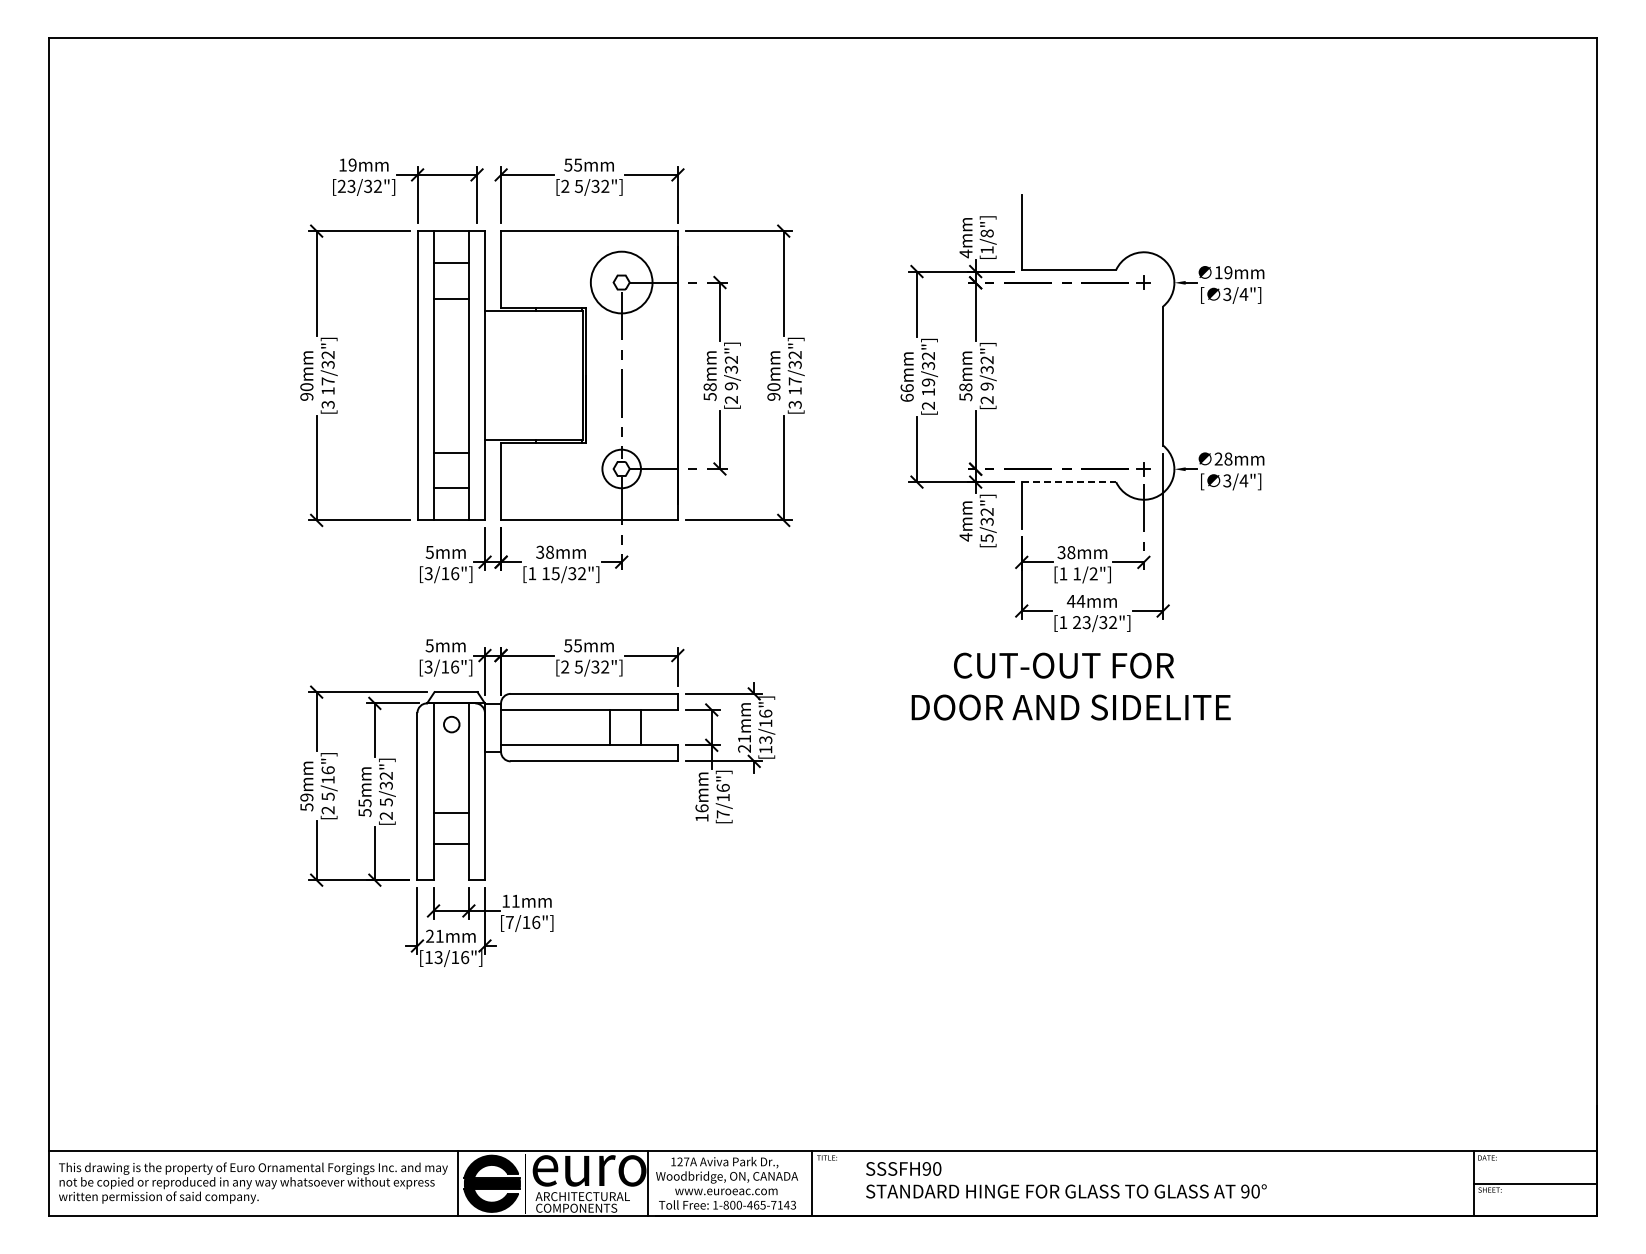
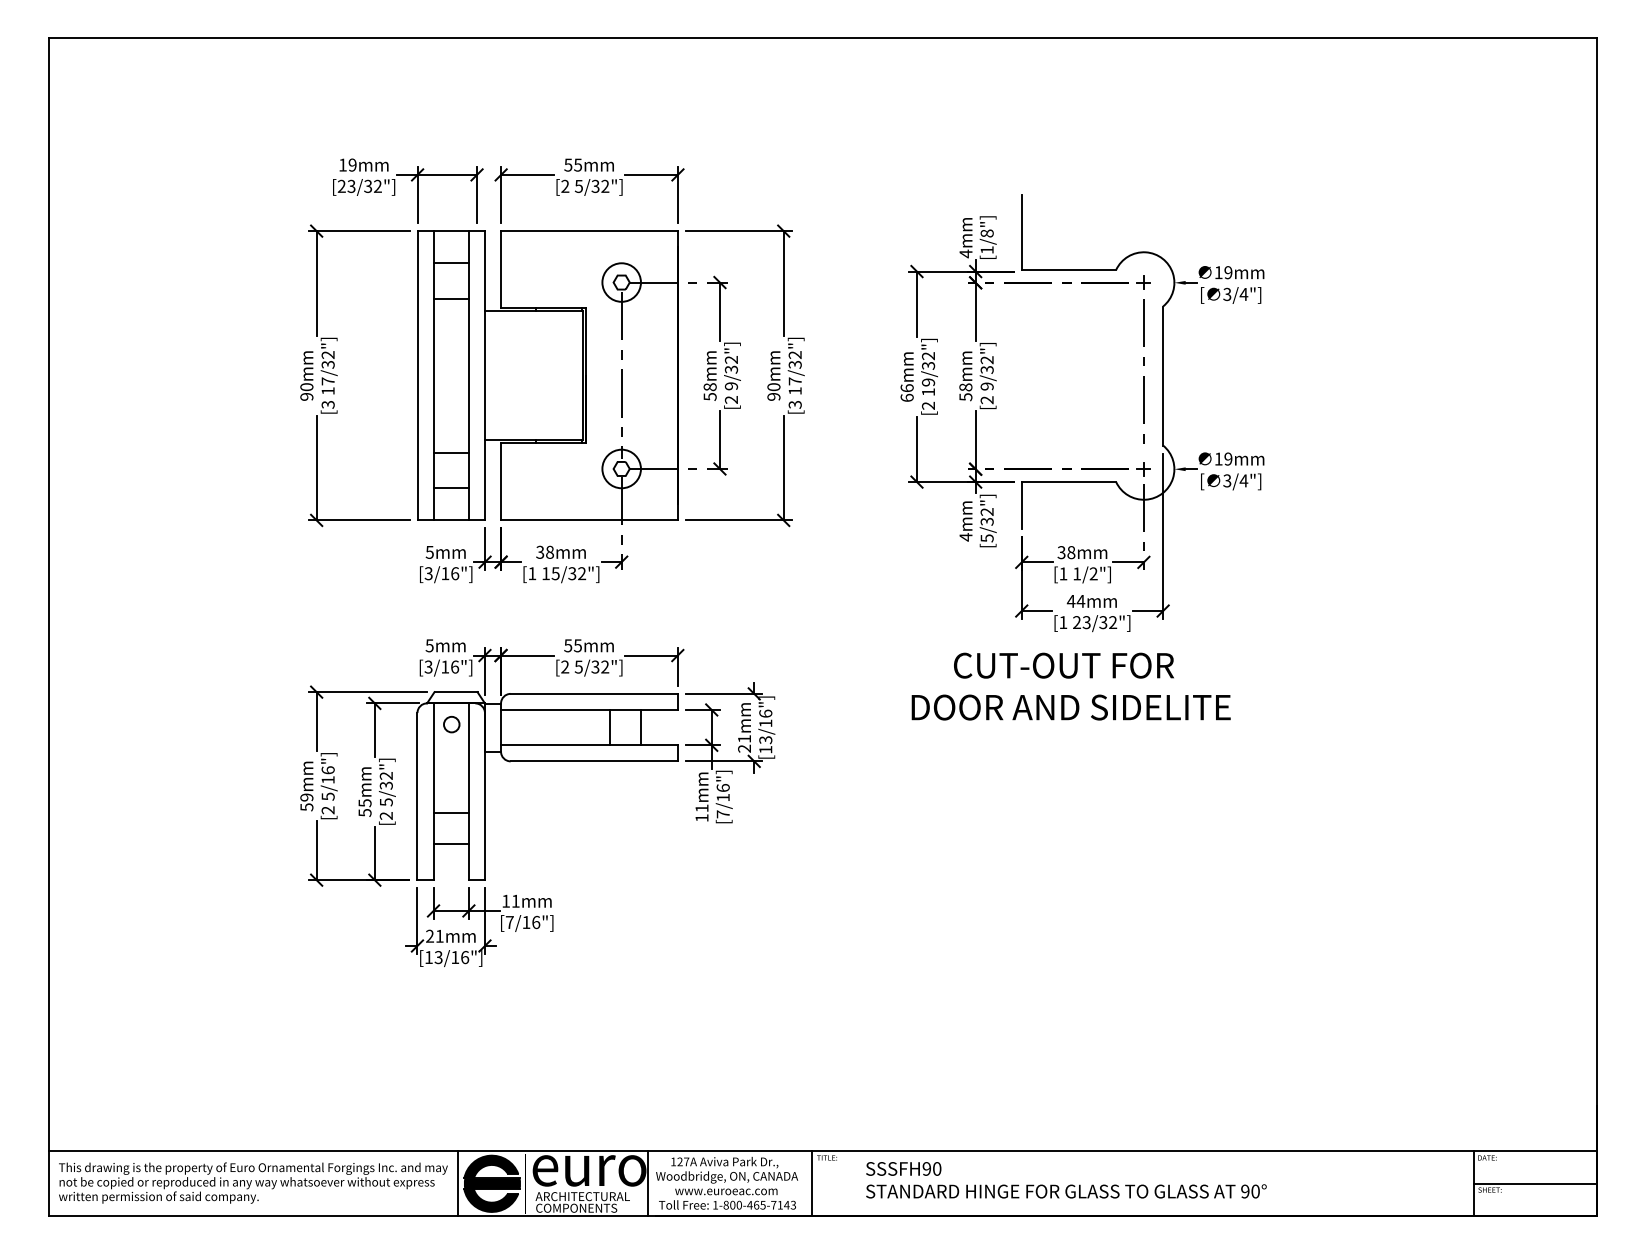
circle diameter: 62 px -> 39 px (621, 282)
line: none -> present (1143, 376)
text: 28mm -> 19mm (1223, 458)
line: dashed -> solid (1069, 482)
text: 16mm -> 11mm (701, 808)
